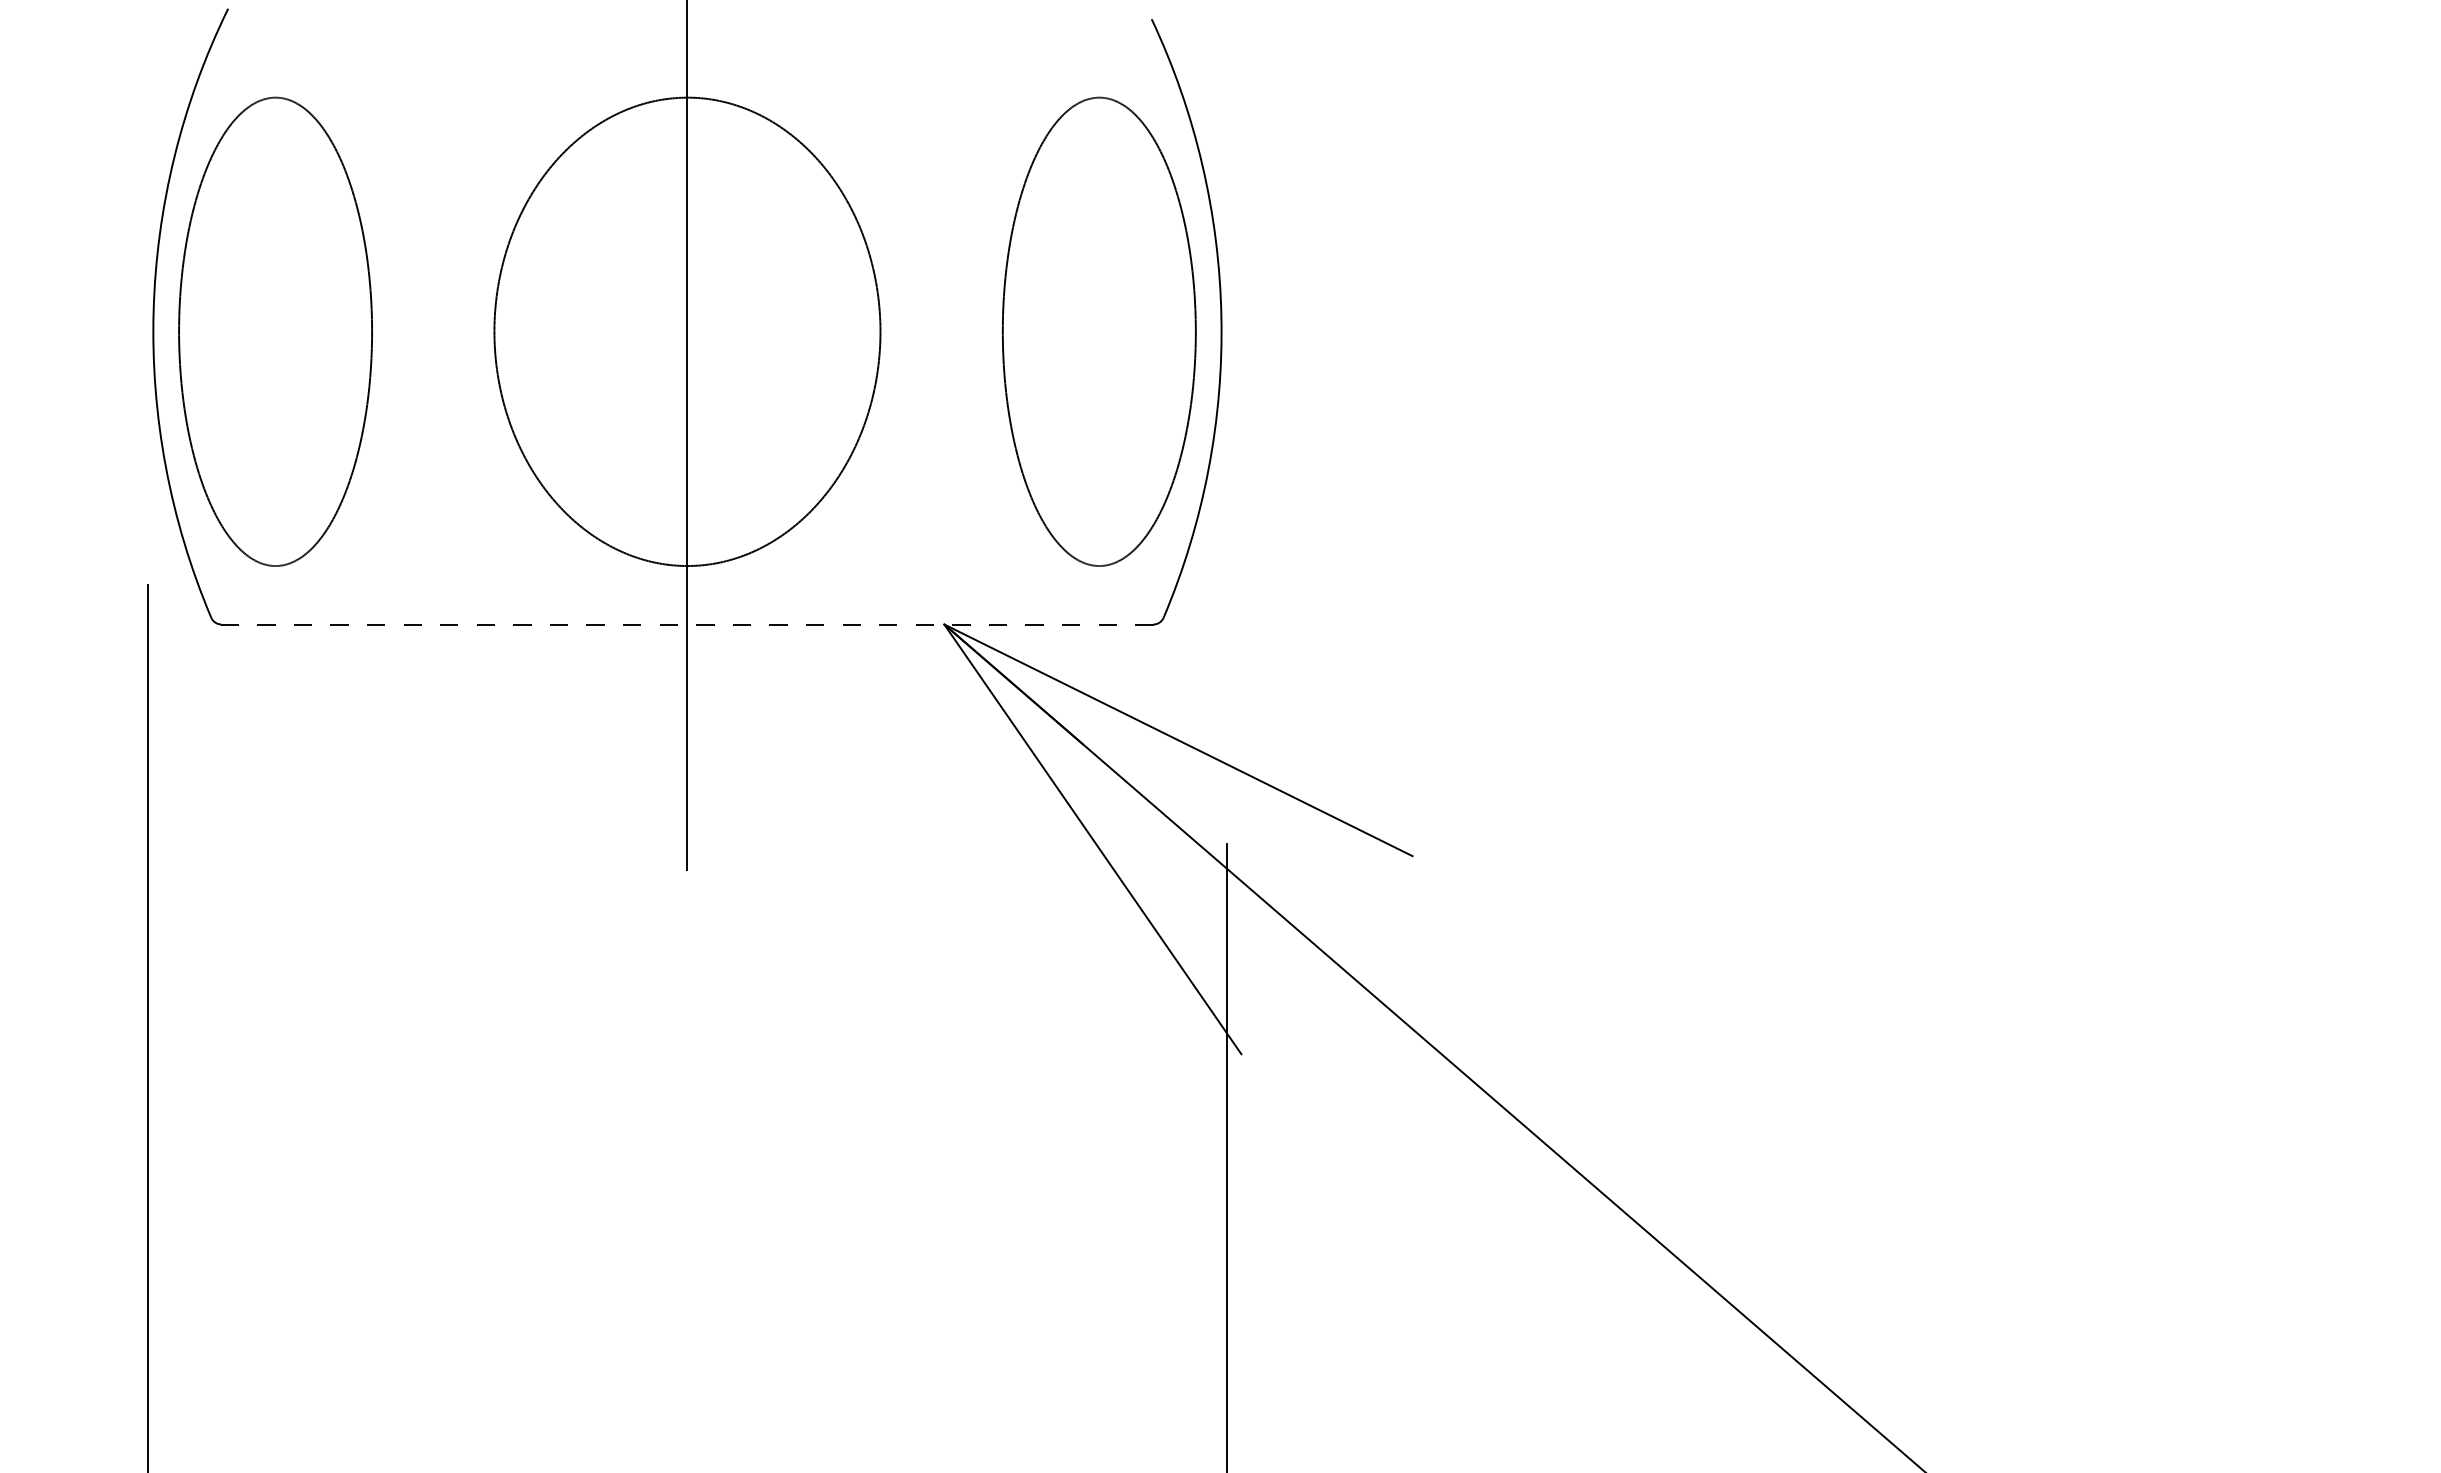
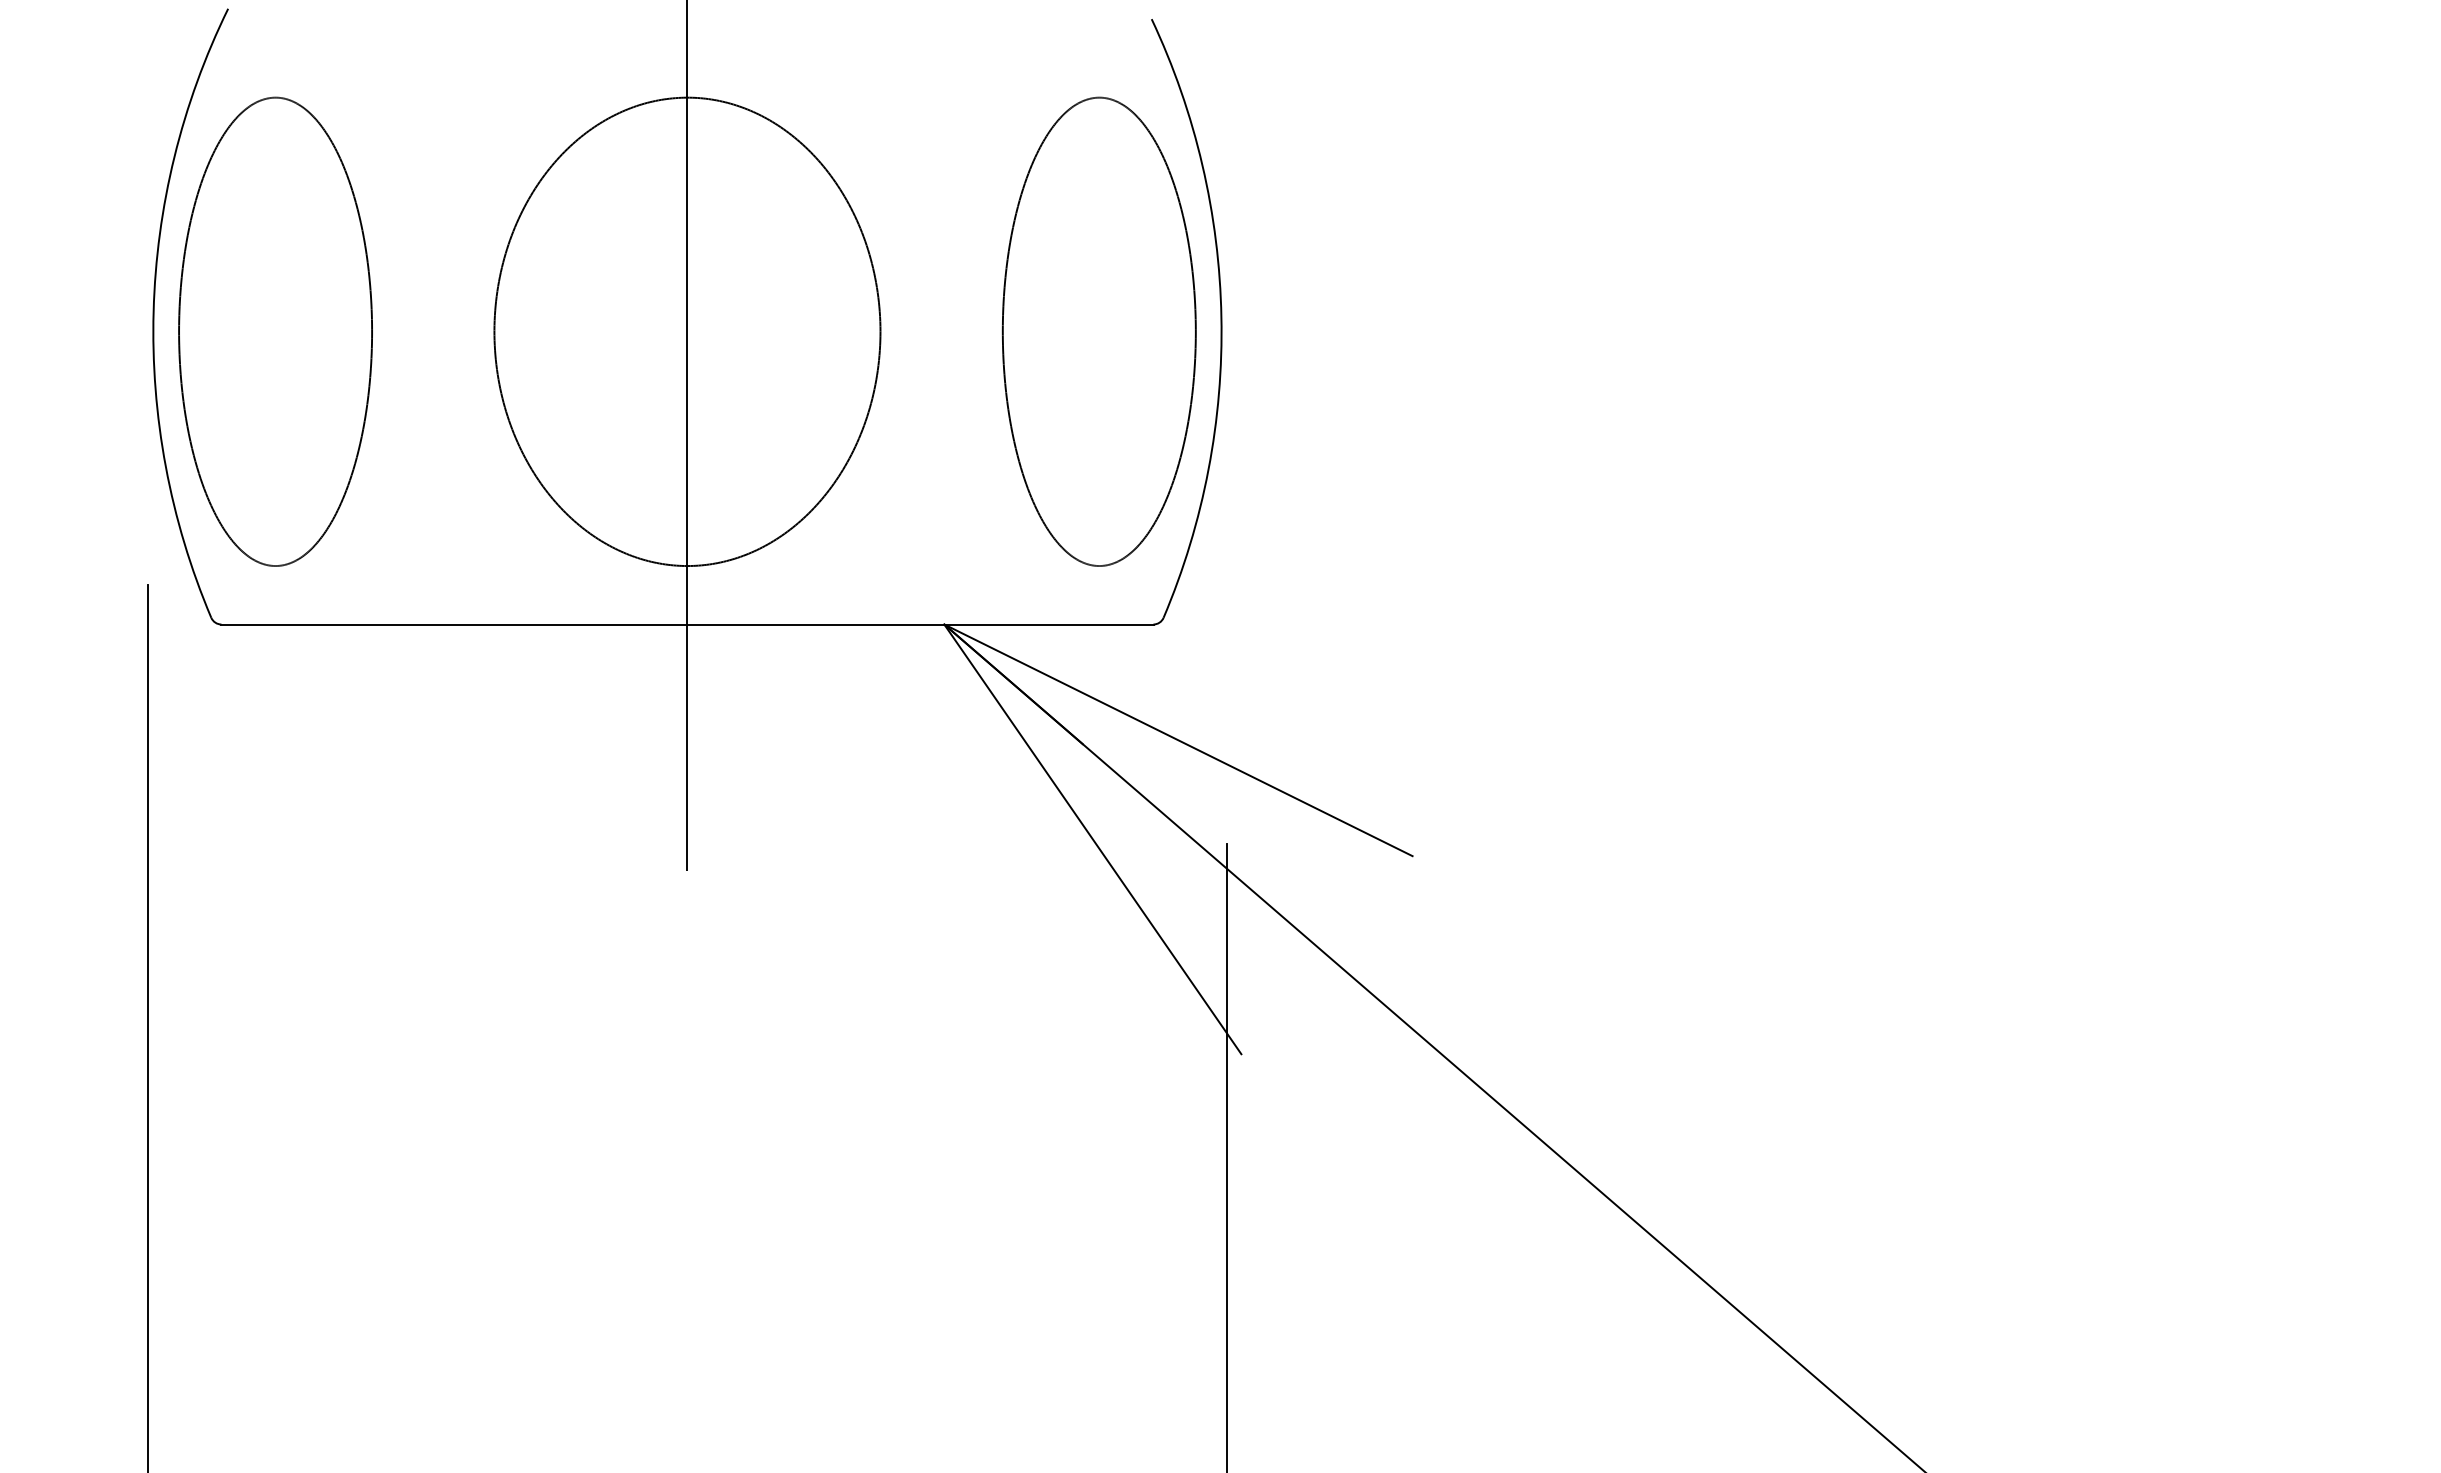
line: dashed -> solid (686, 624)
